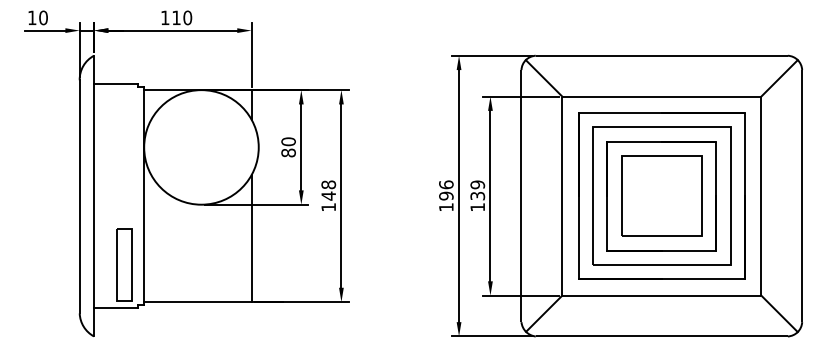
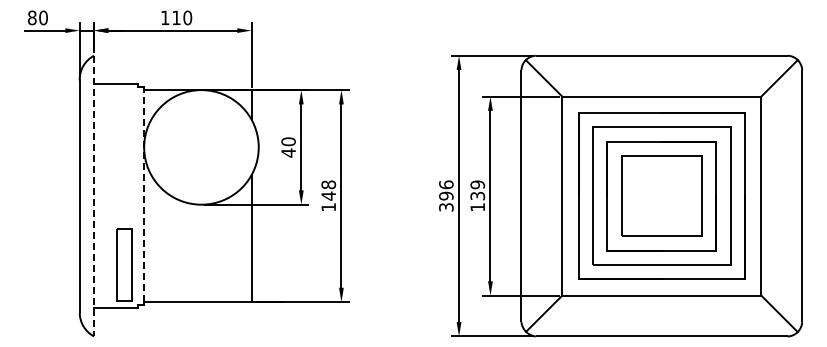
text: 10 -> 80 (32, 17)
text: 80 -> 40 (288, 152)
line: solid -> dashed (94, 196)
line: solid -> dashed (144, 196)
text: 196 -> 396 (446, 207)
